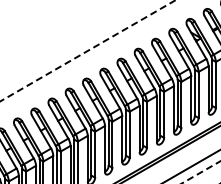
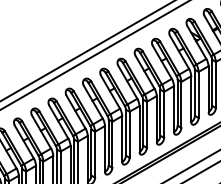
line: dashed -> solid (88, 50)
line: none -> present (94, 55)
line: dashed -> solid (200, 172)
